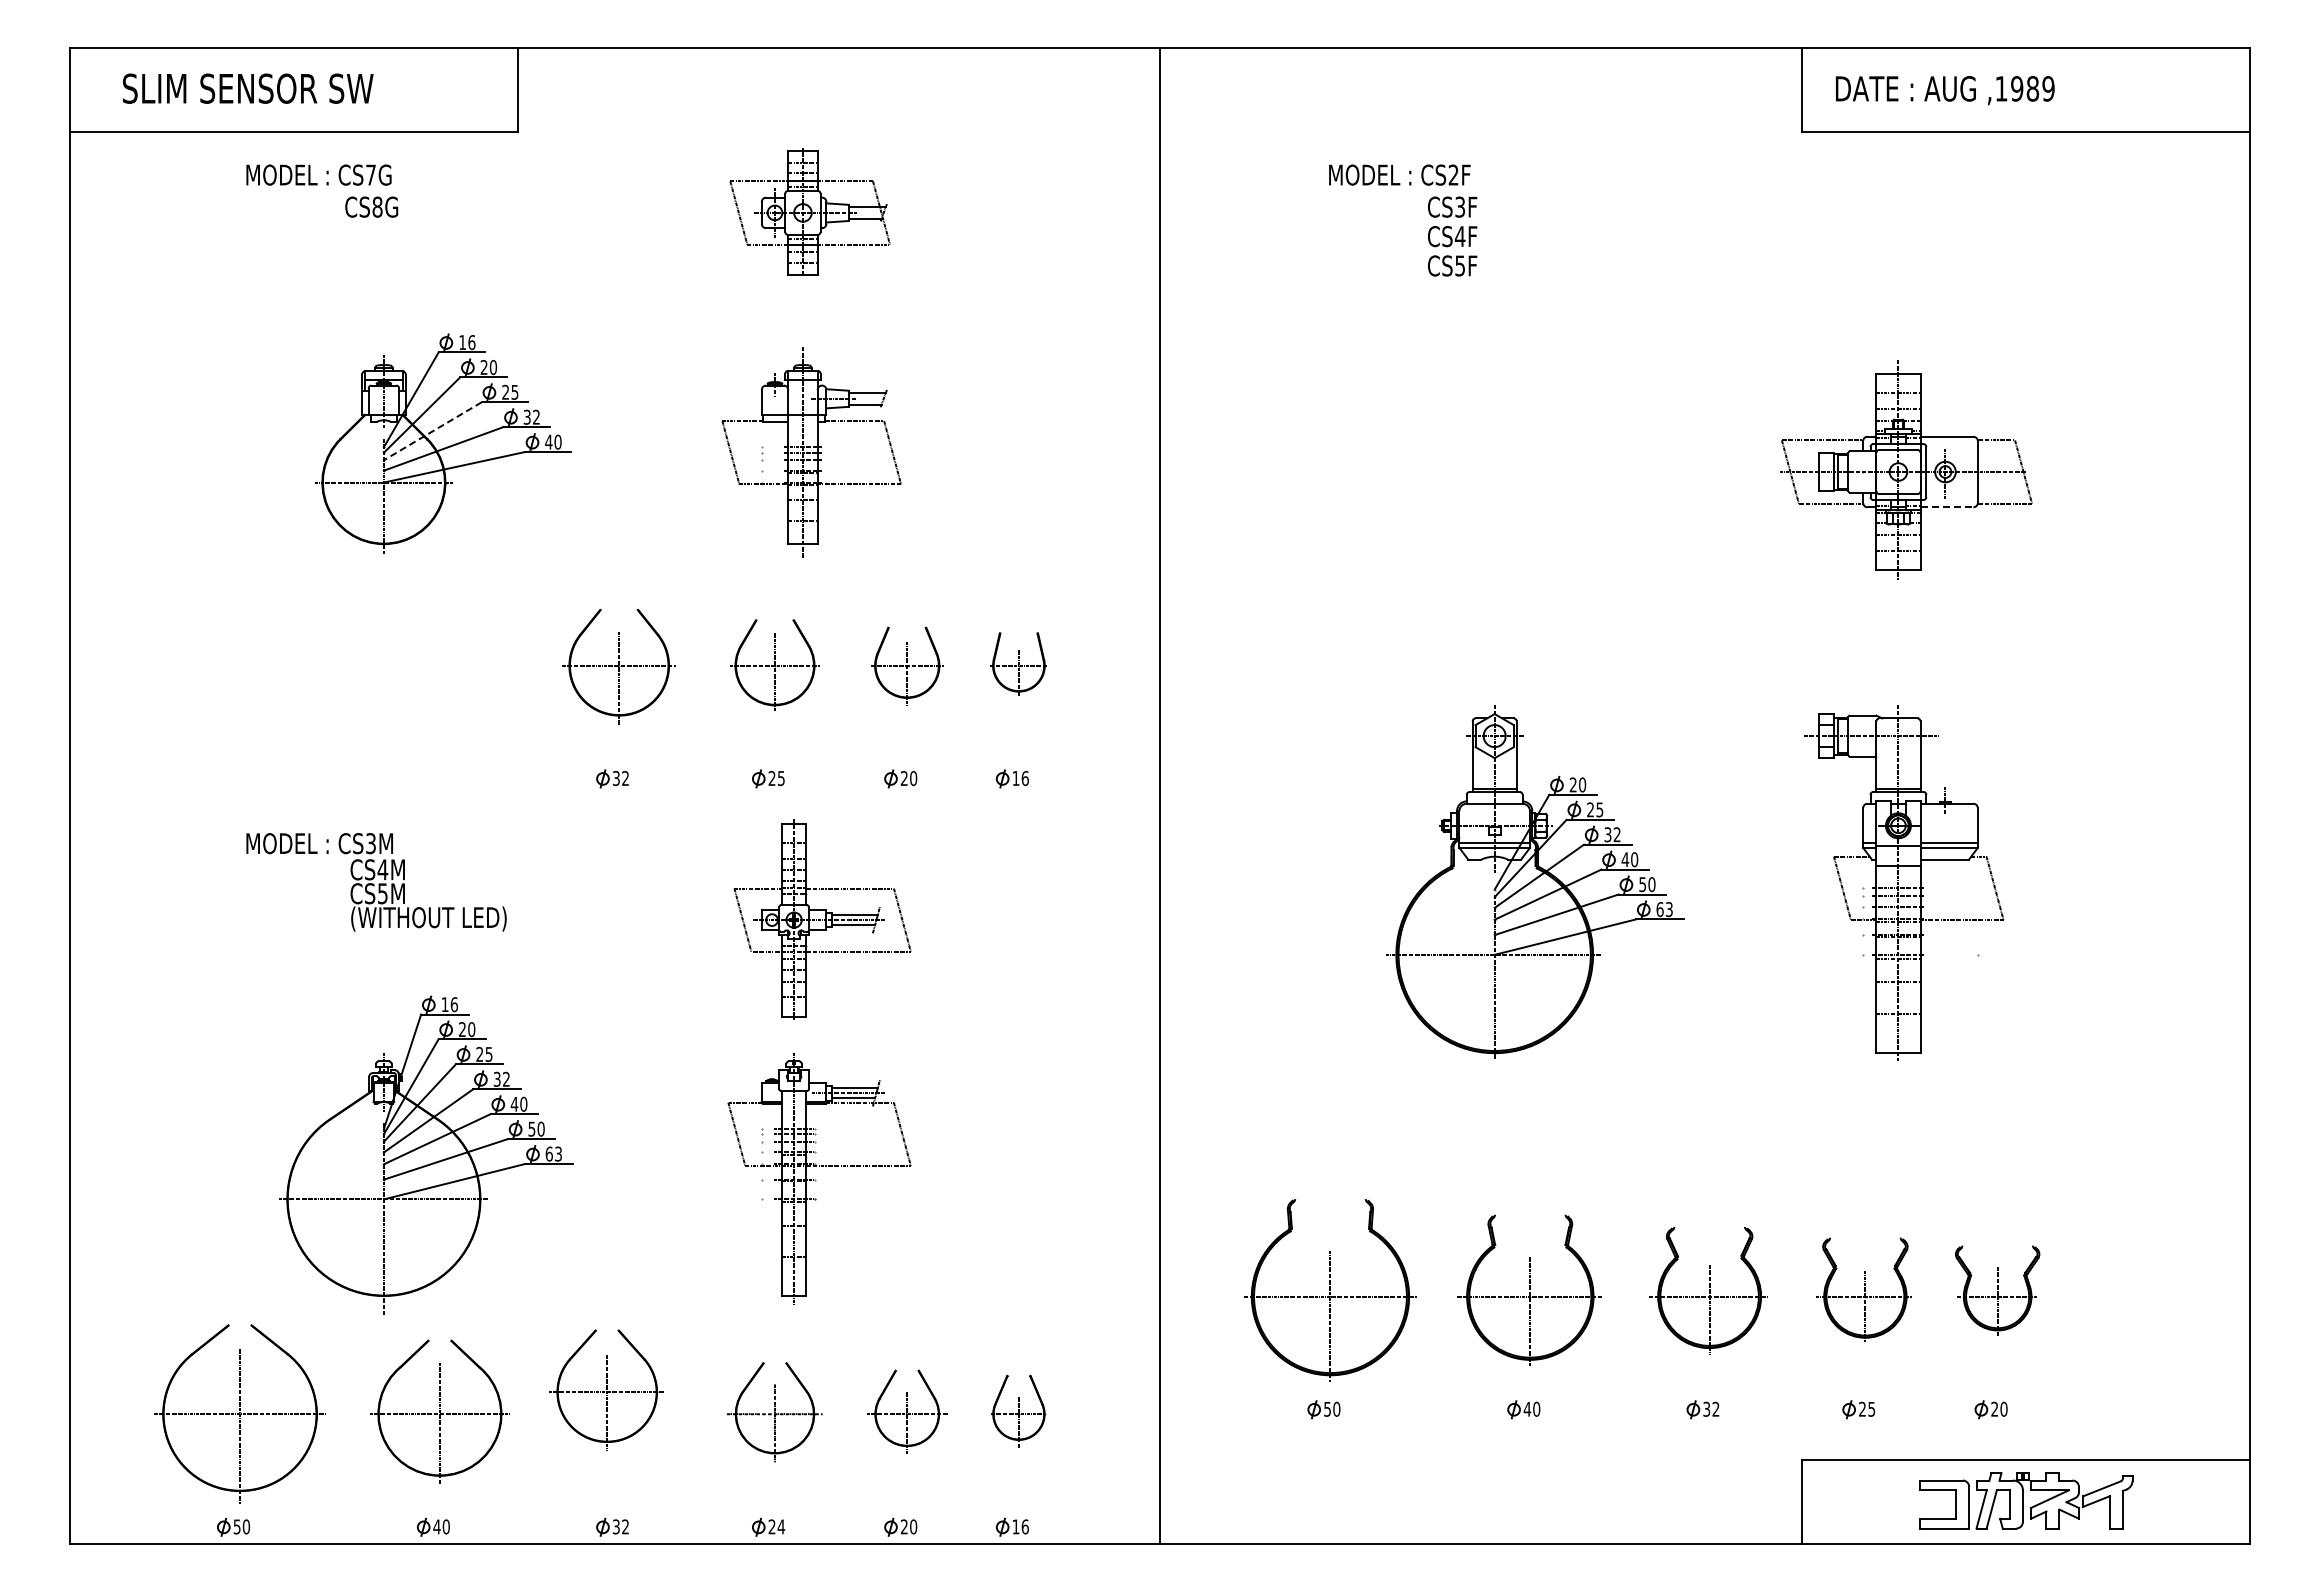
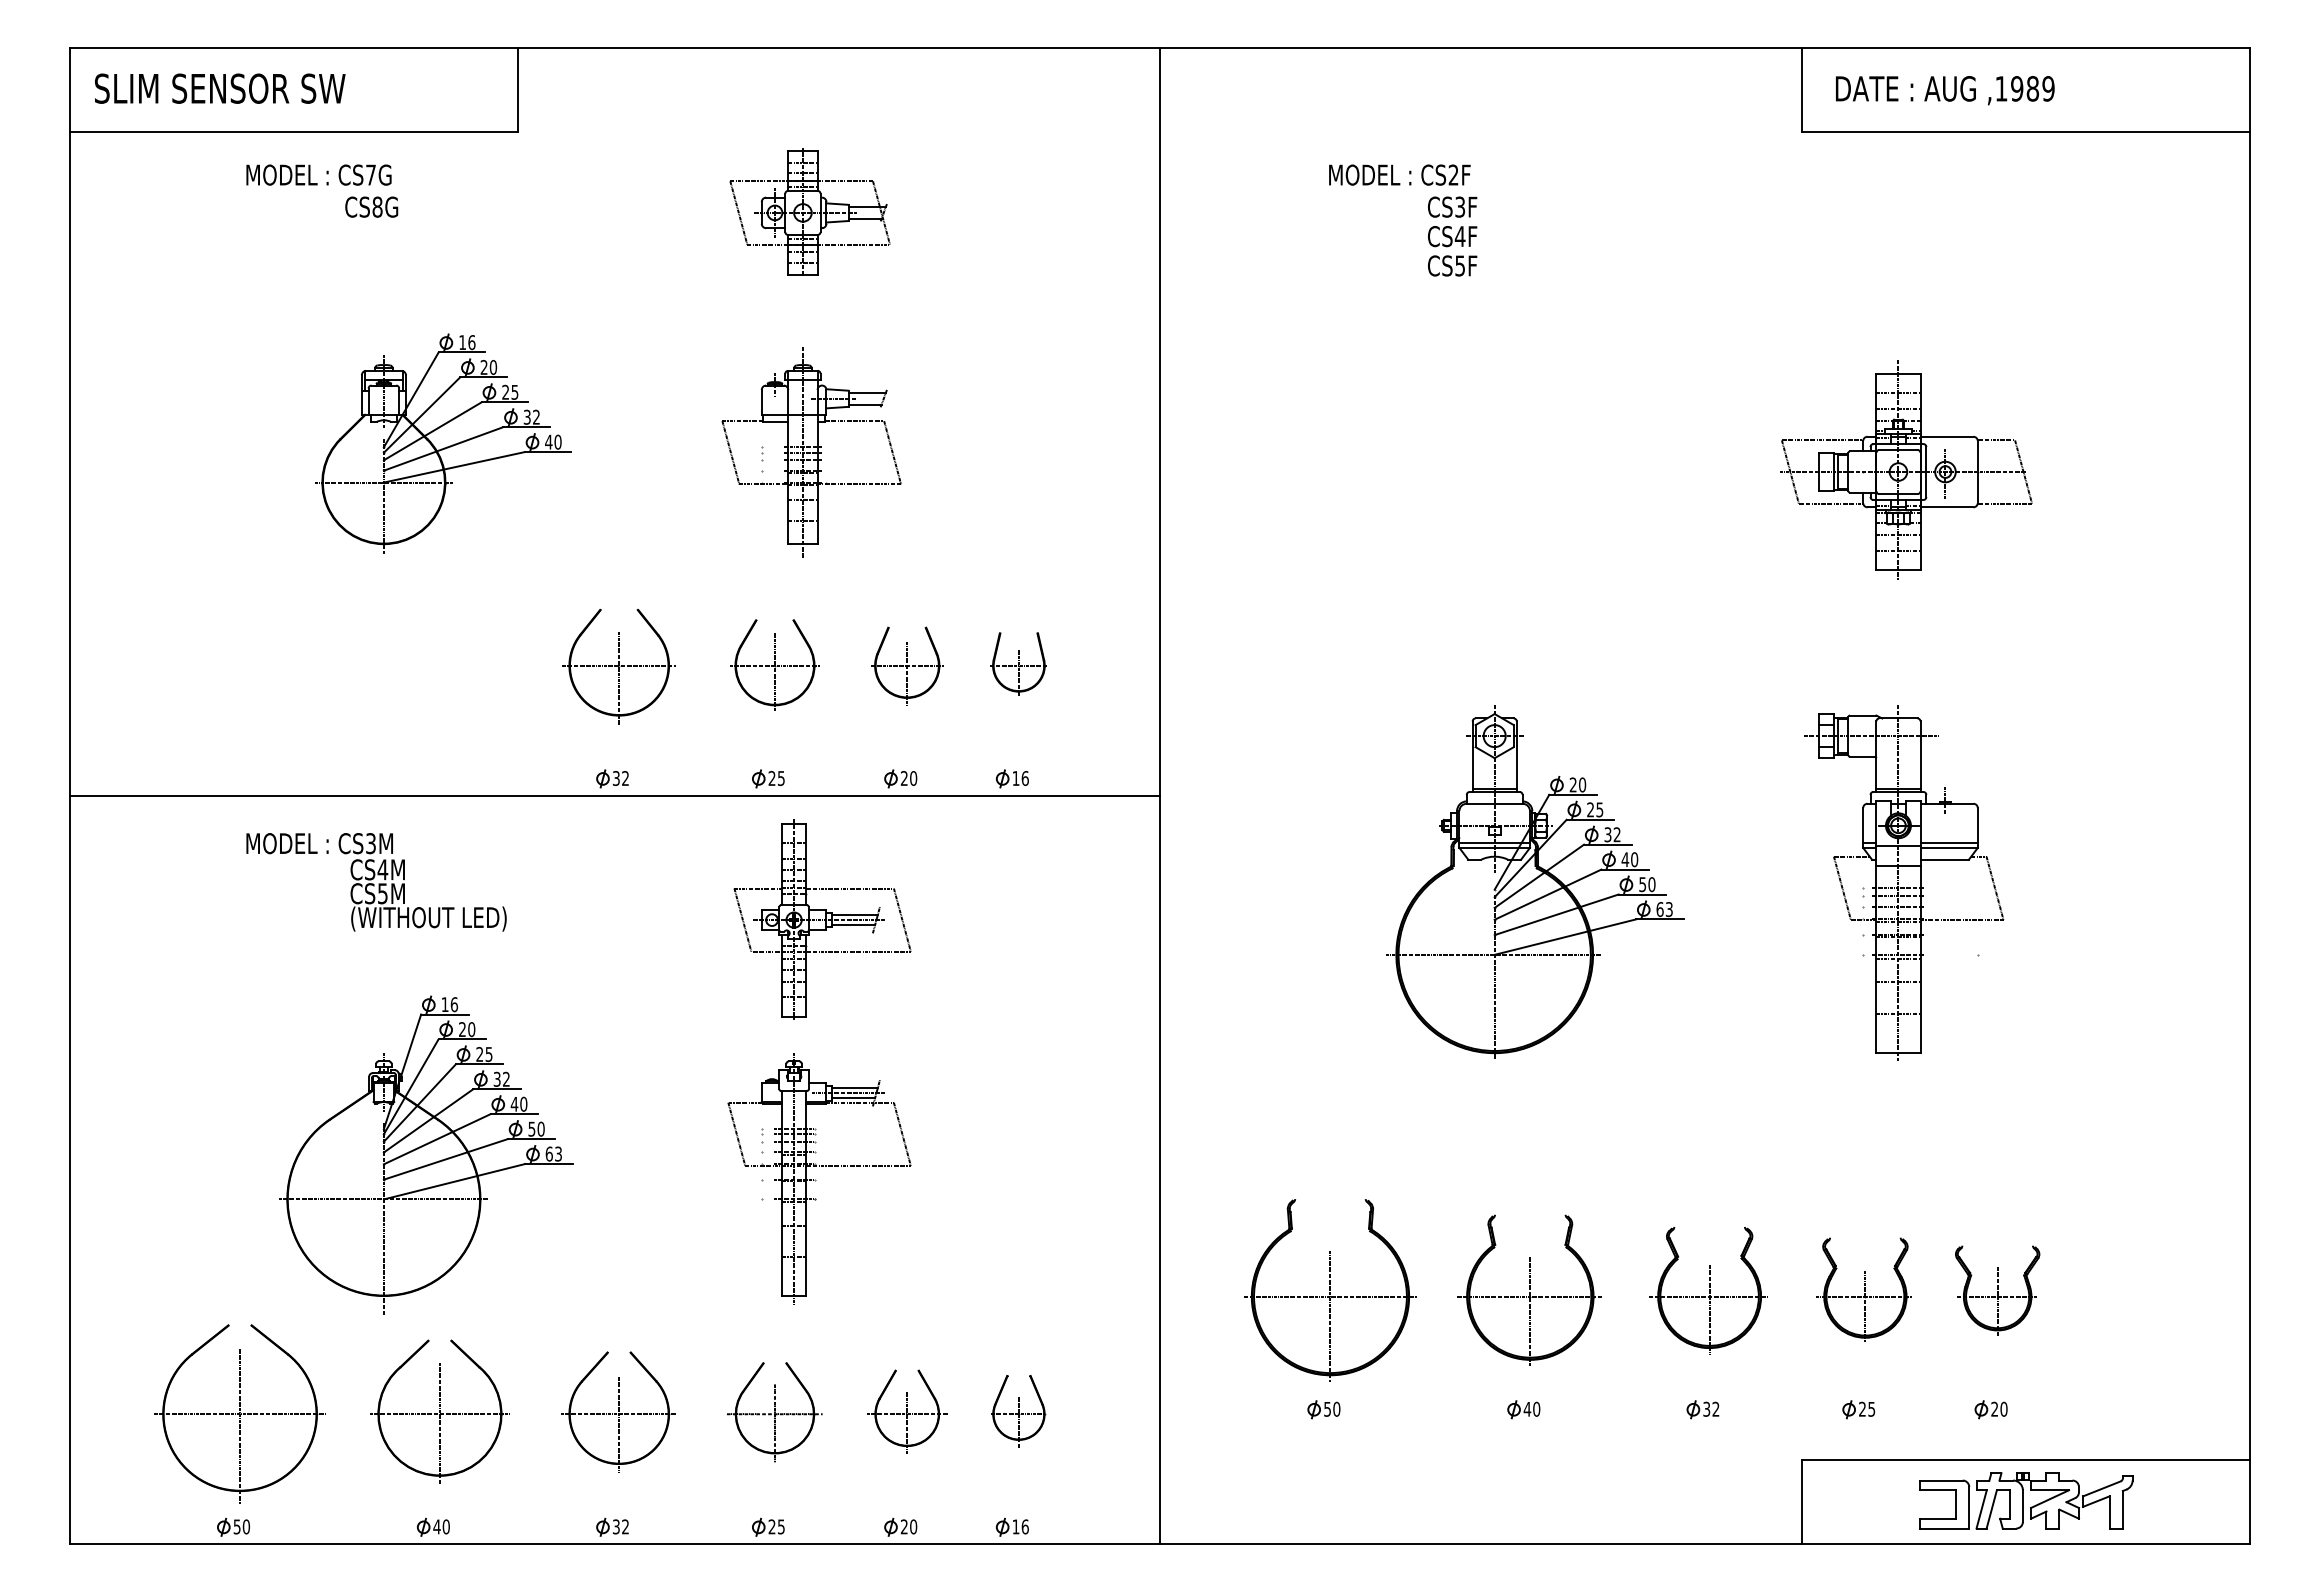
text position: (248, 88) -> (220, 88) (220, 88)
line: dashed -> solid (432, 431)
line: dashed -> solid (1947, 507)
line: none -> present (614, 796)
part position: (606, 1389) -> (618, 1411) (618, 1411)
text: 24 -> 25 (781, 1526)
